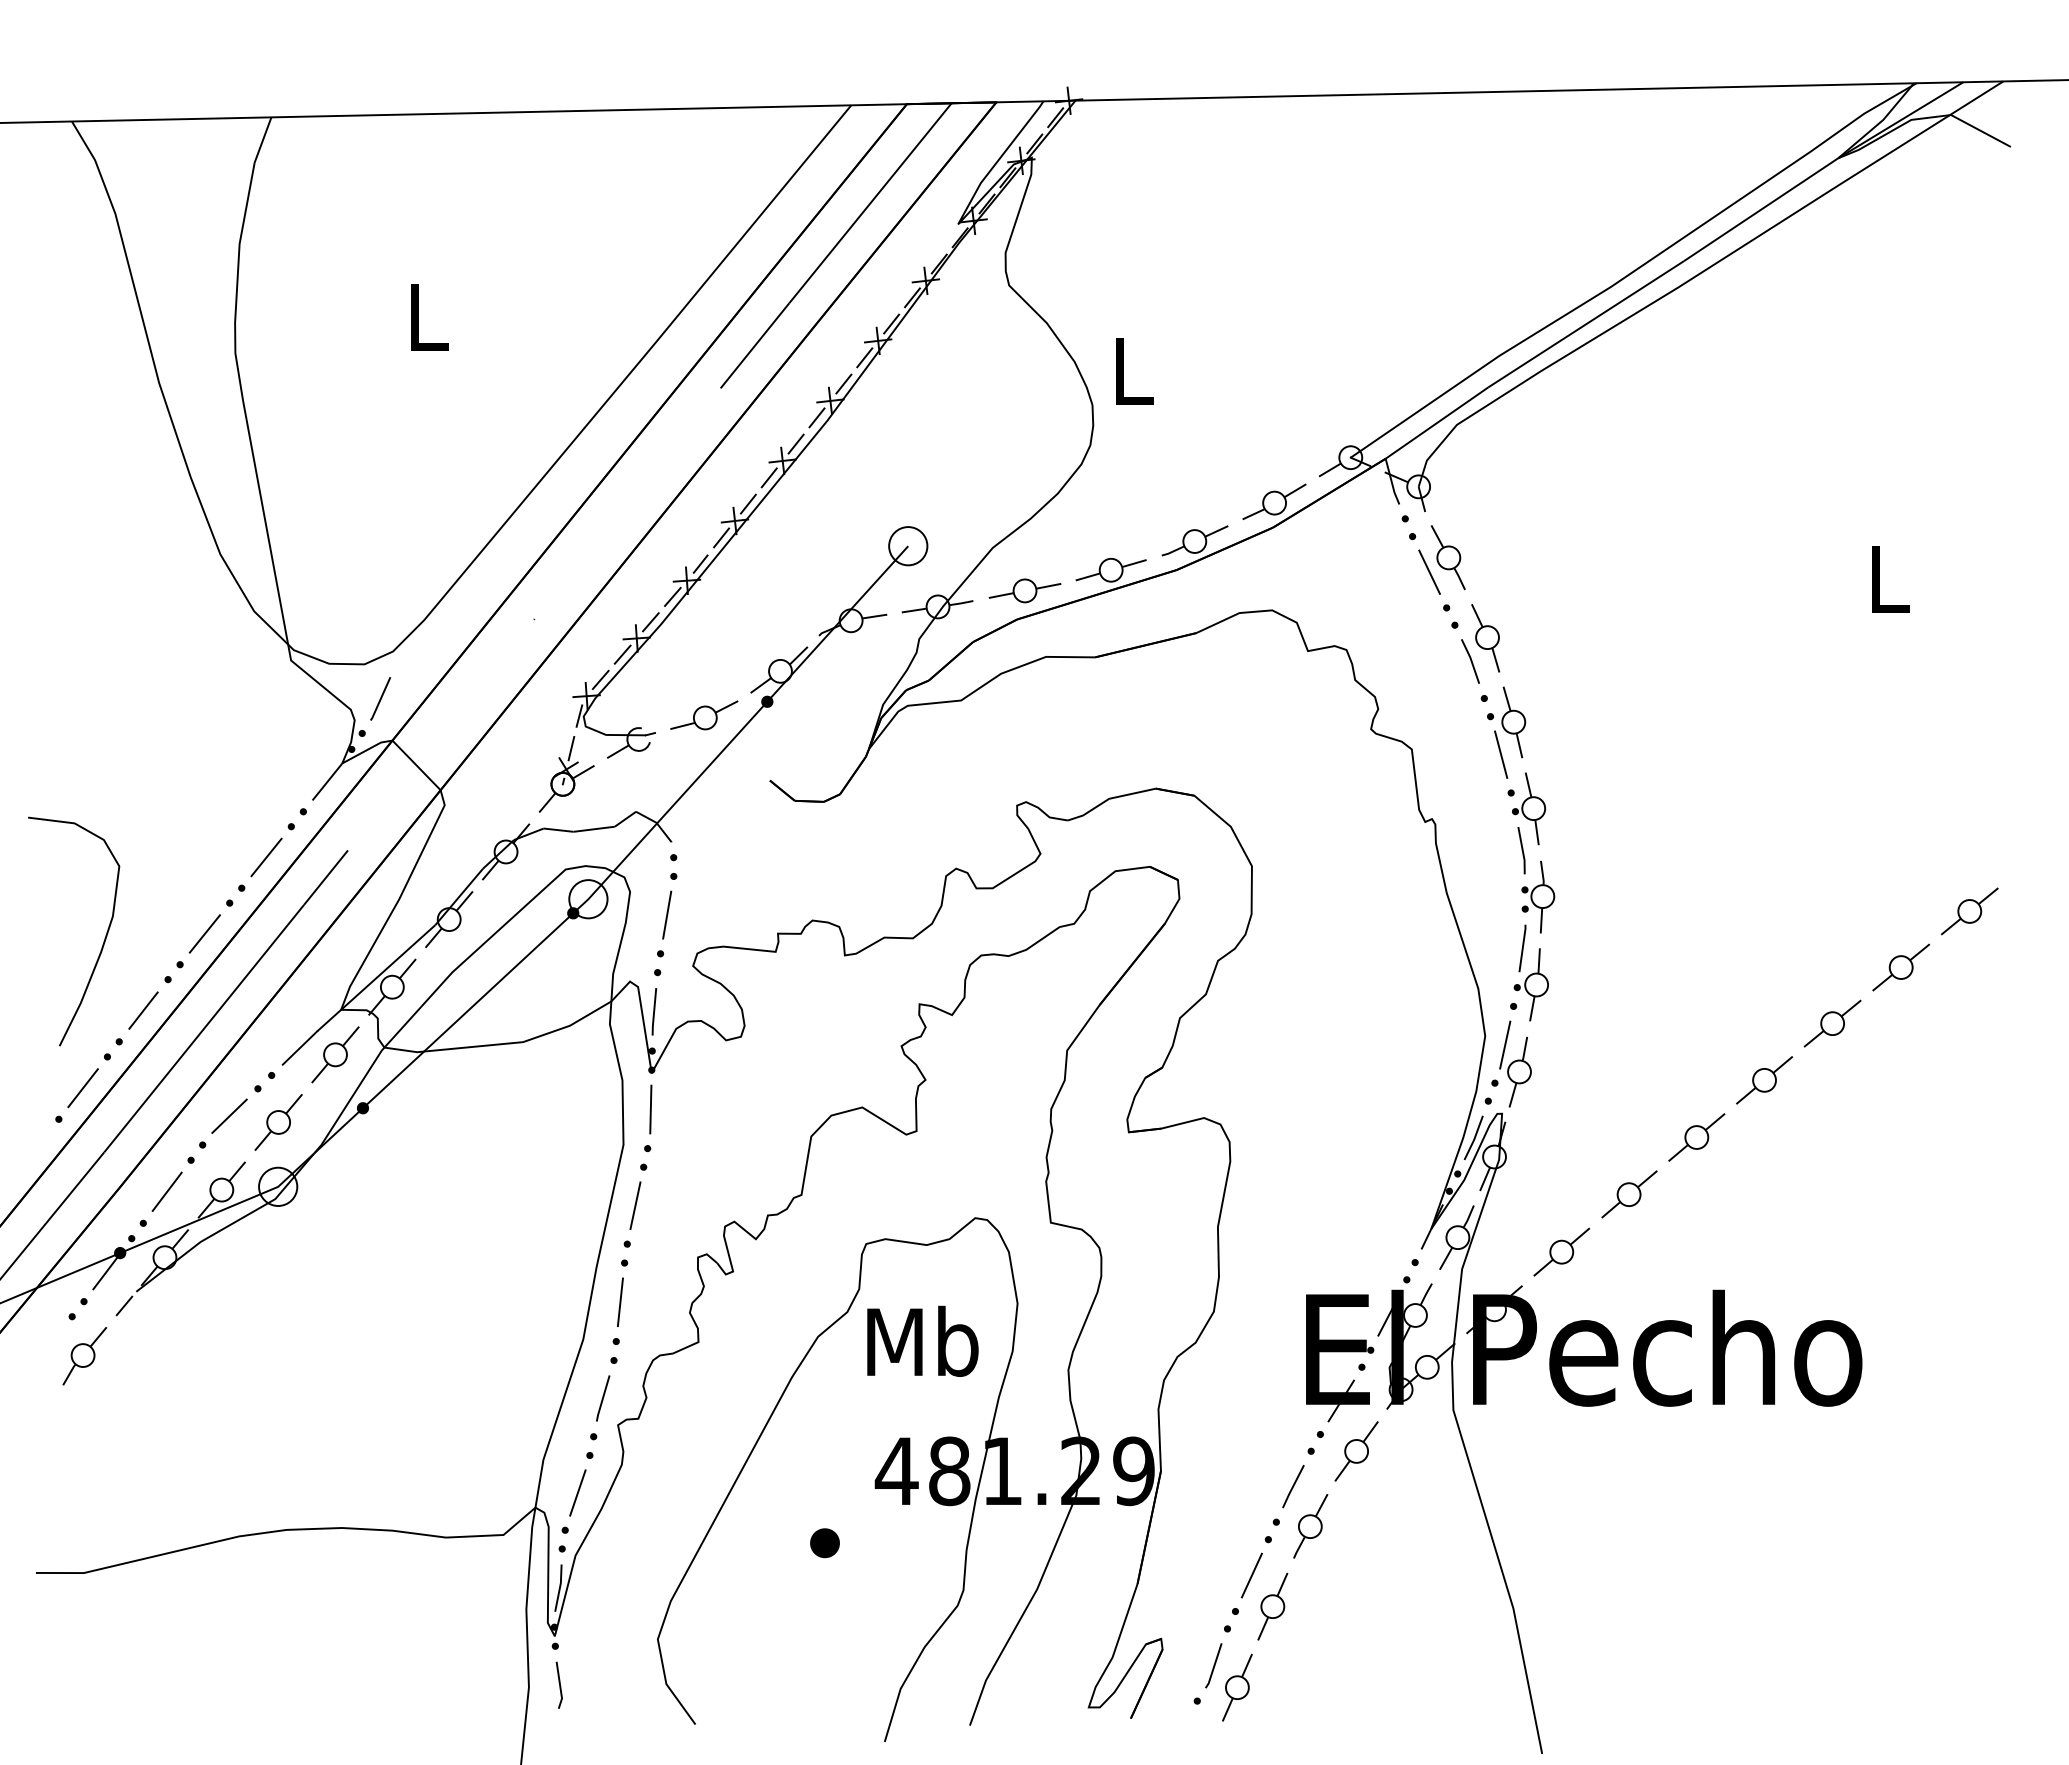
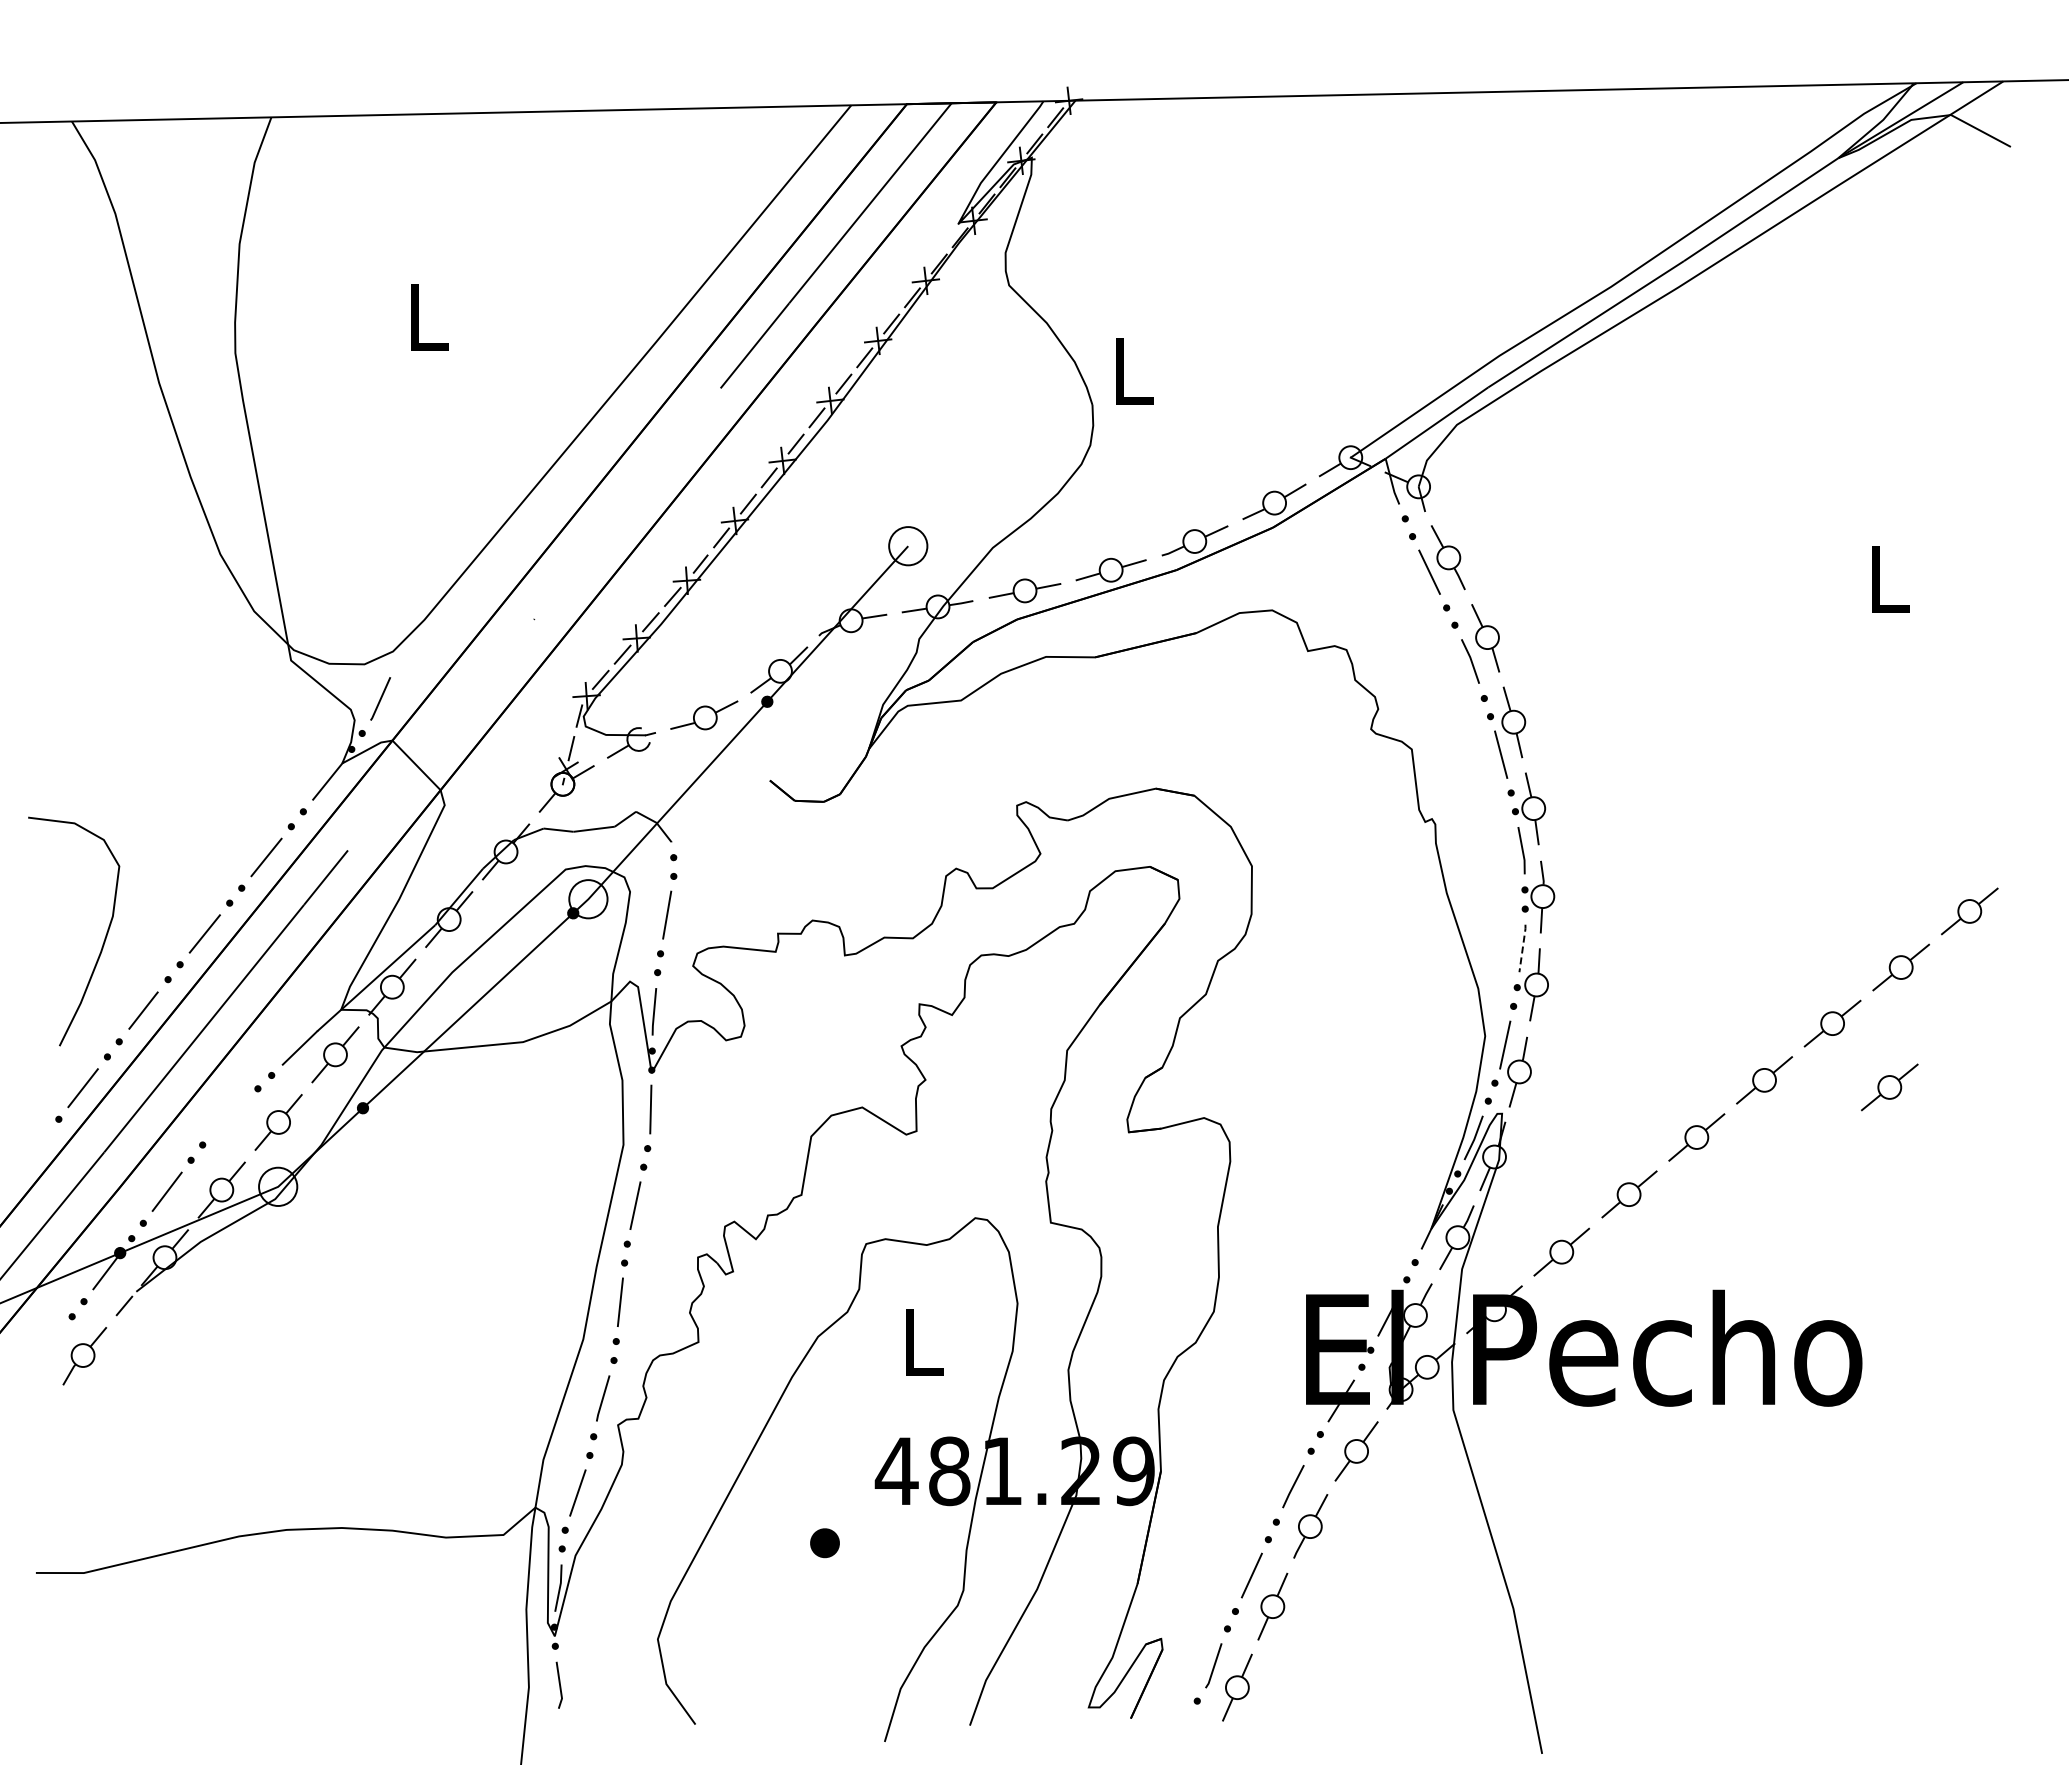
line: solid -> dashed (1522, 947)
part: none -> present (1889, 1087)
line: present -> none (229, 1115)
text: Mb -> L (922, 1340)
